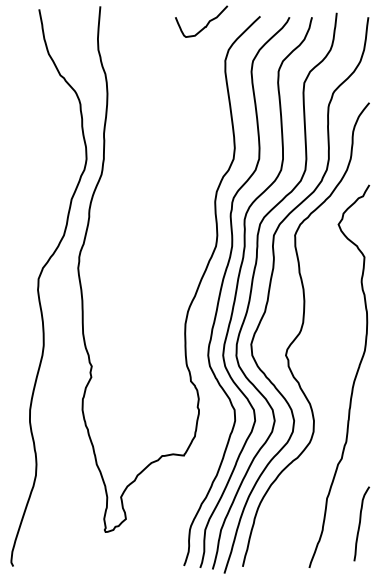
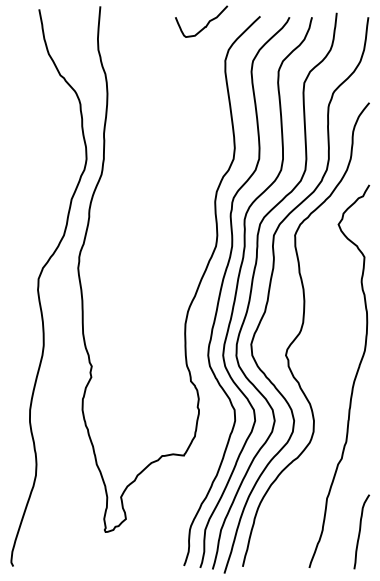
curve position: (360, 523) -> (360, 531) (360, 531)
